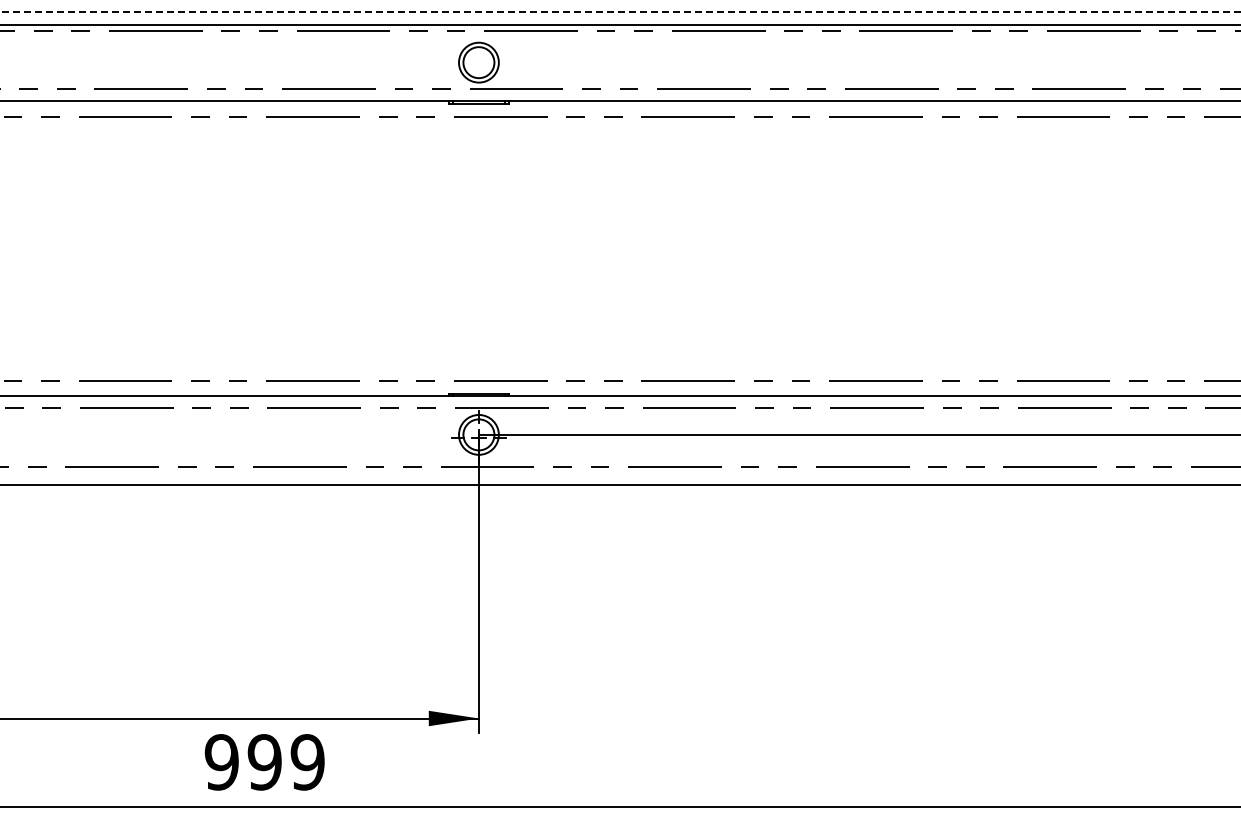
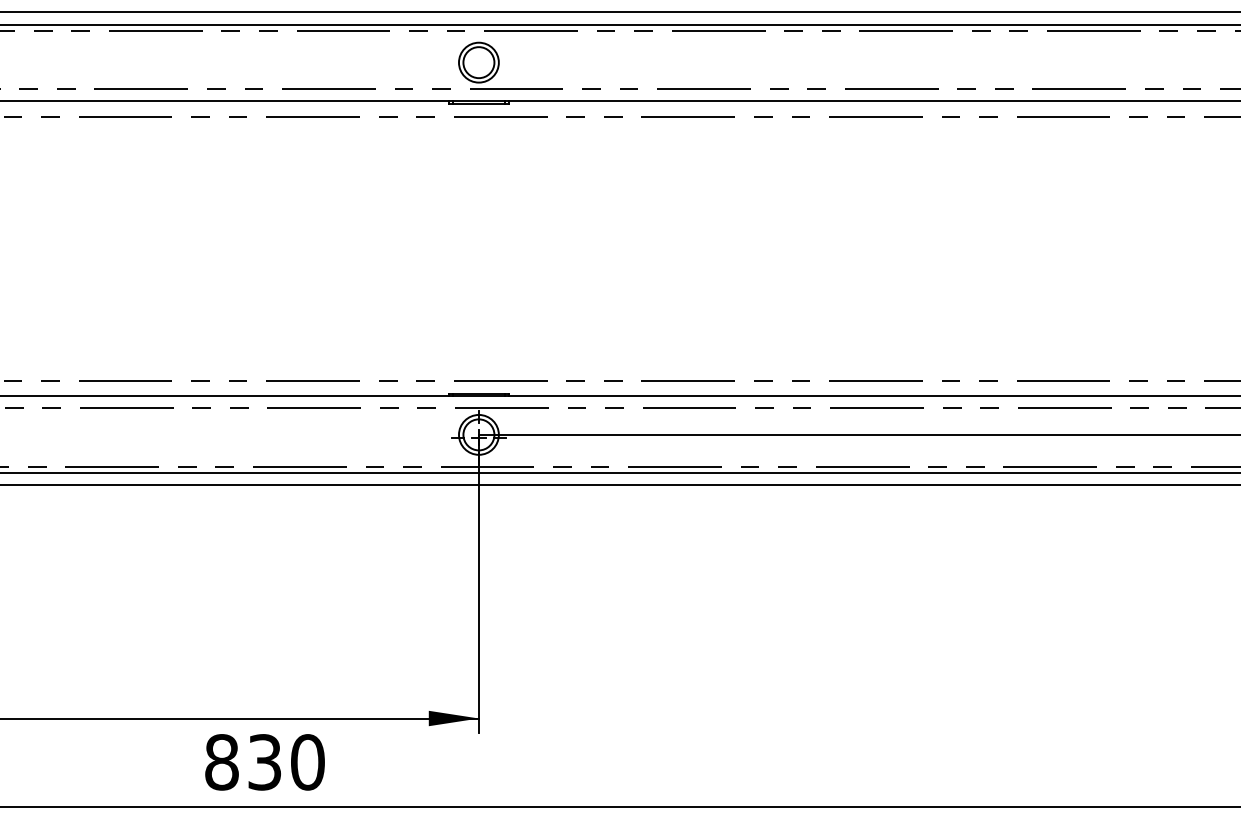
line: dashed -> solid (620, 12)
line: none -> present (619, 472)
text: 999 -> 830 (264, 762)
